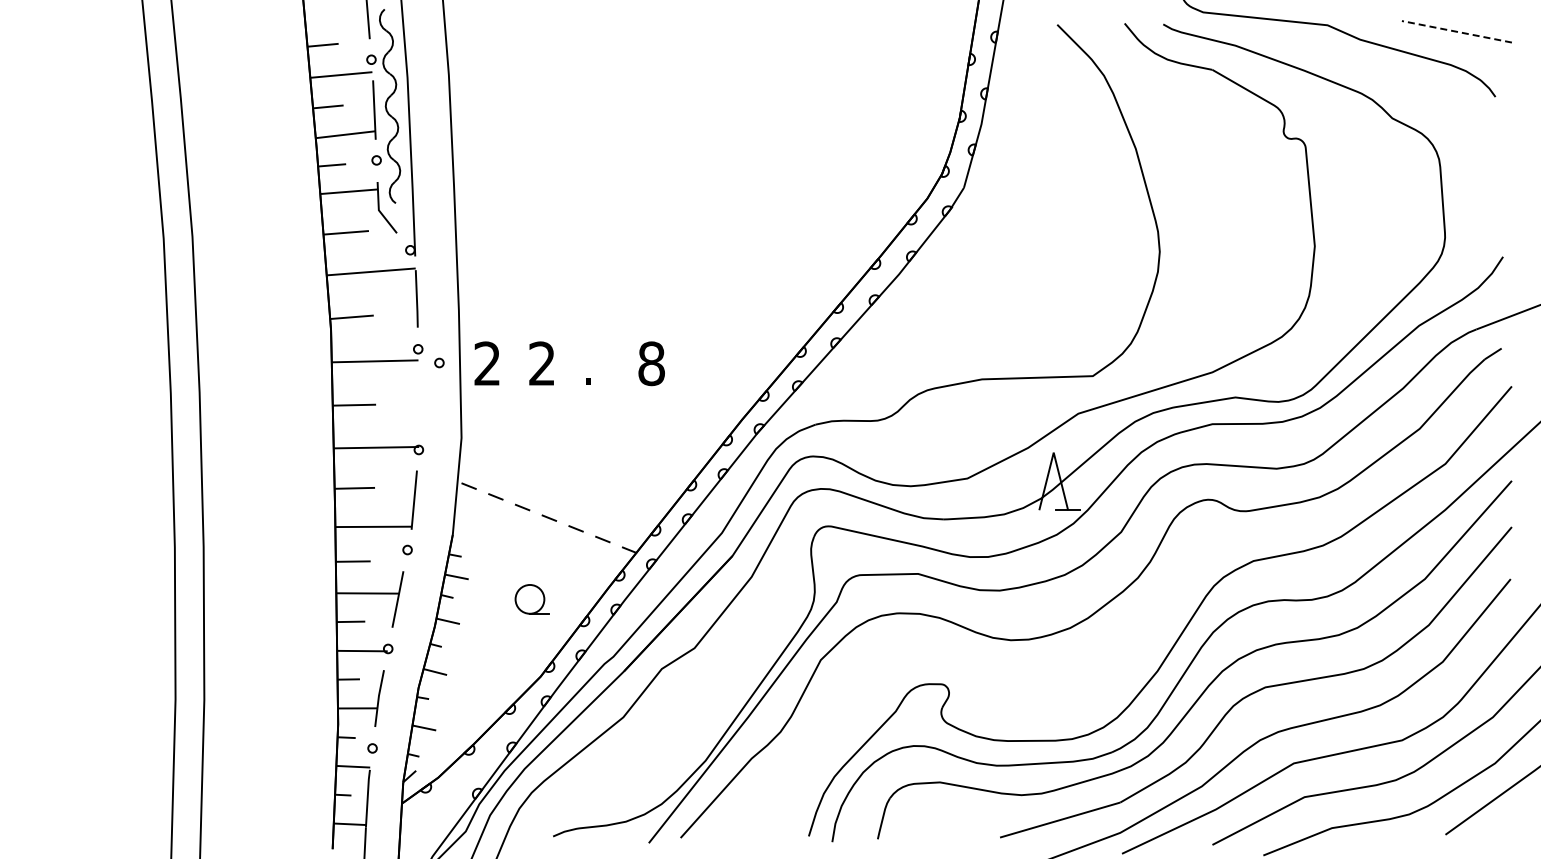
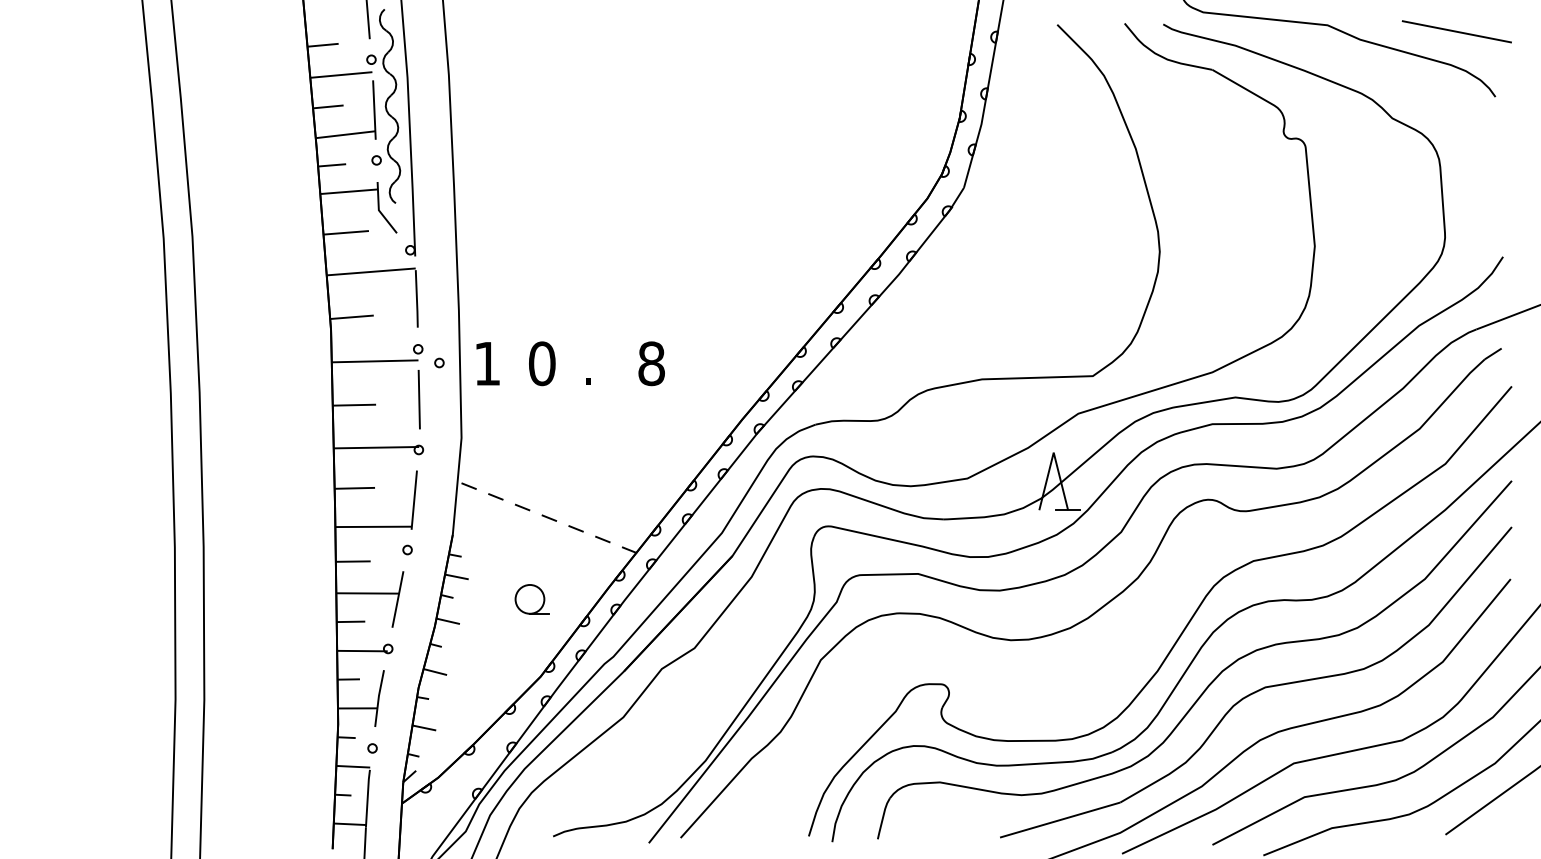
line: dashed -> solid (1456, 31)
text: 2 -> 1 (486, 363)
text: 2 -> 0 (542, 363)
line: none -> present (418, 399)
